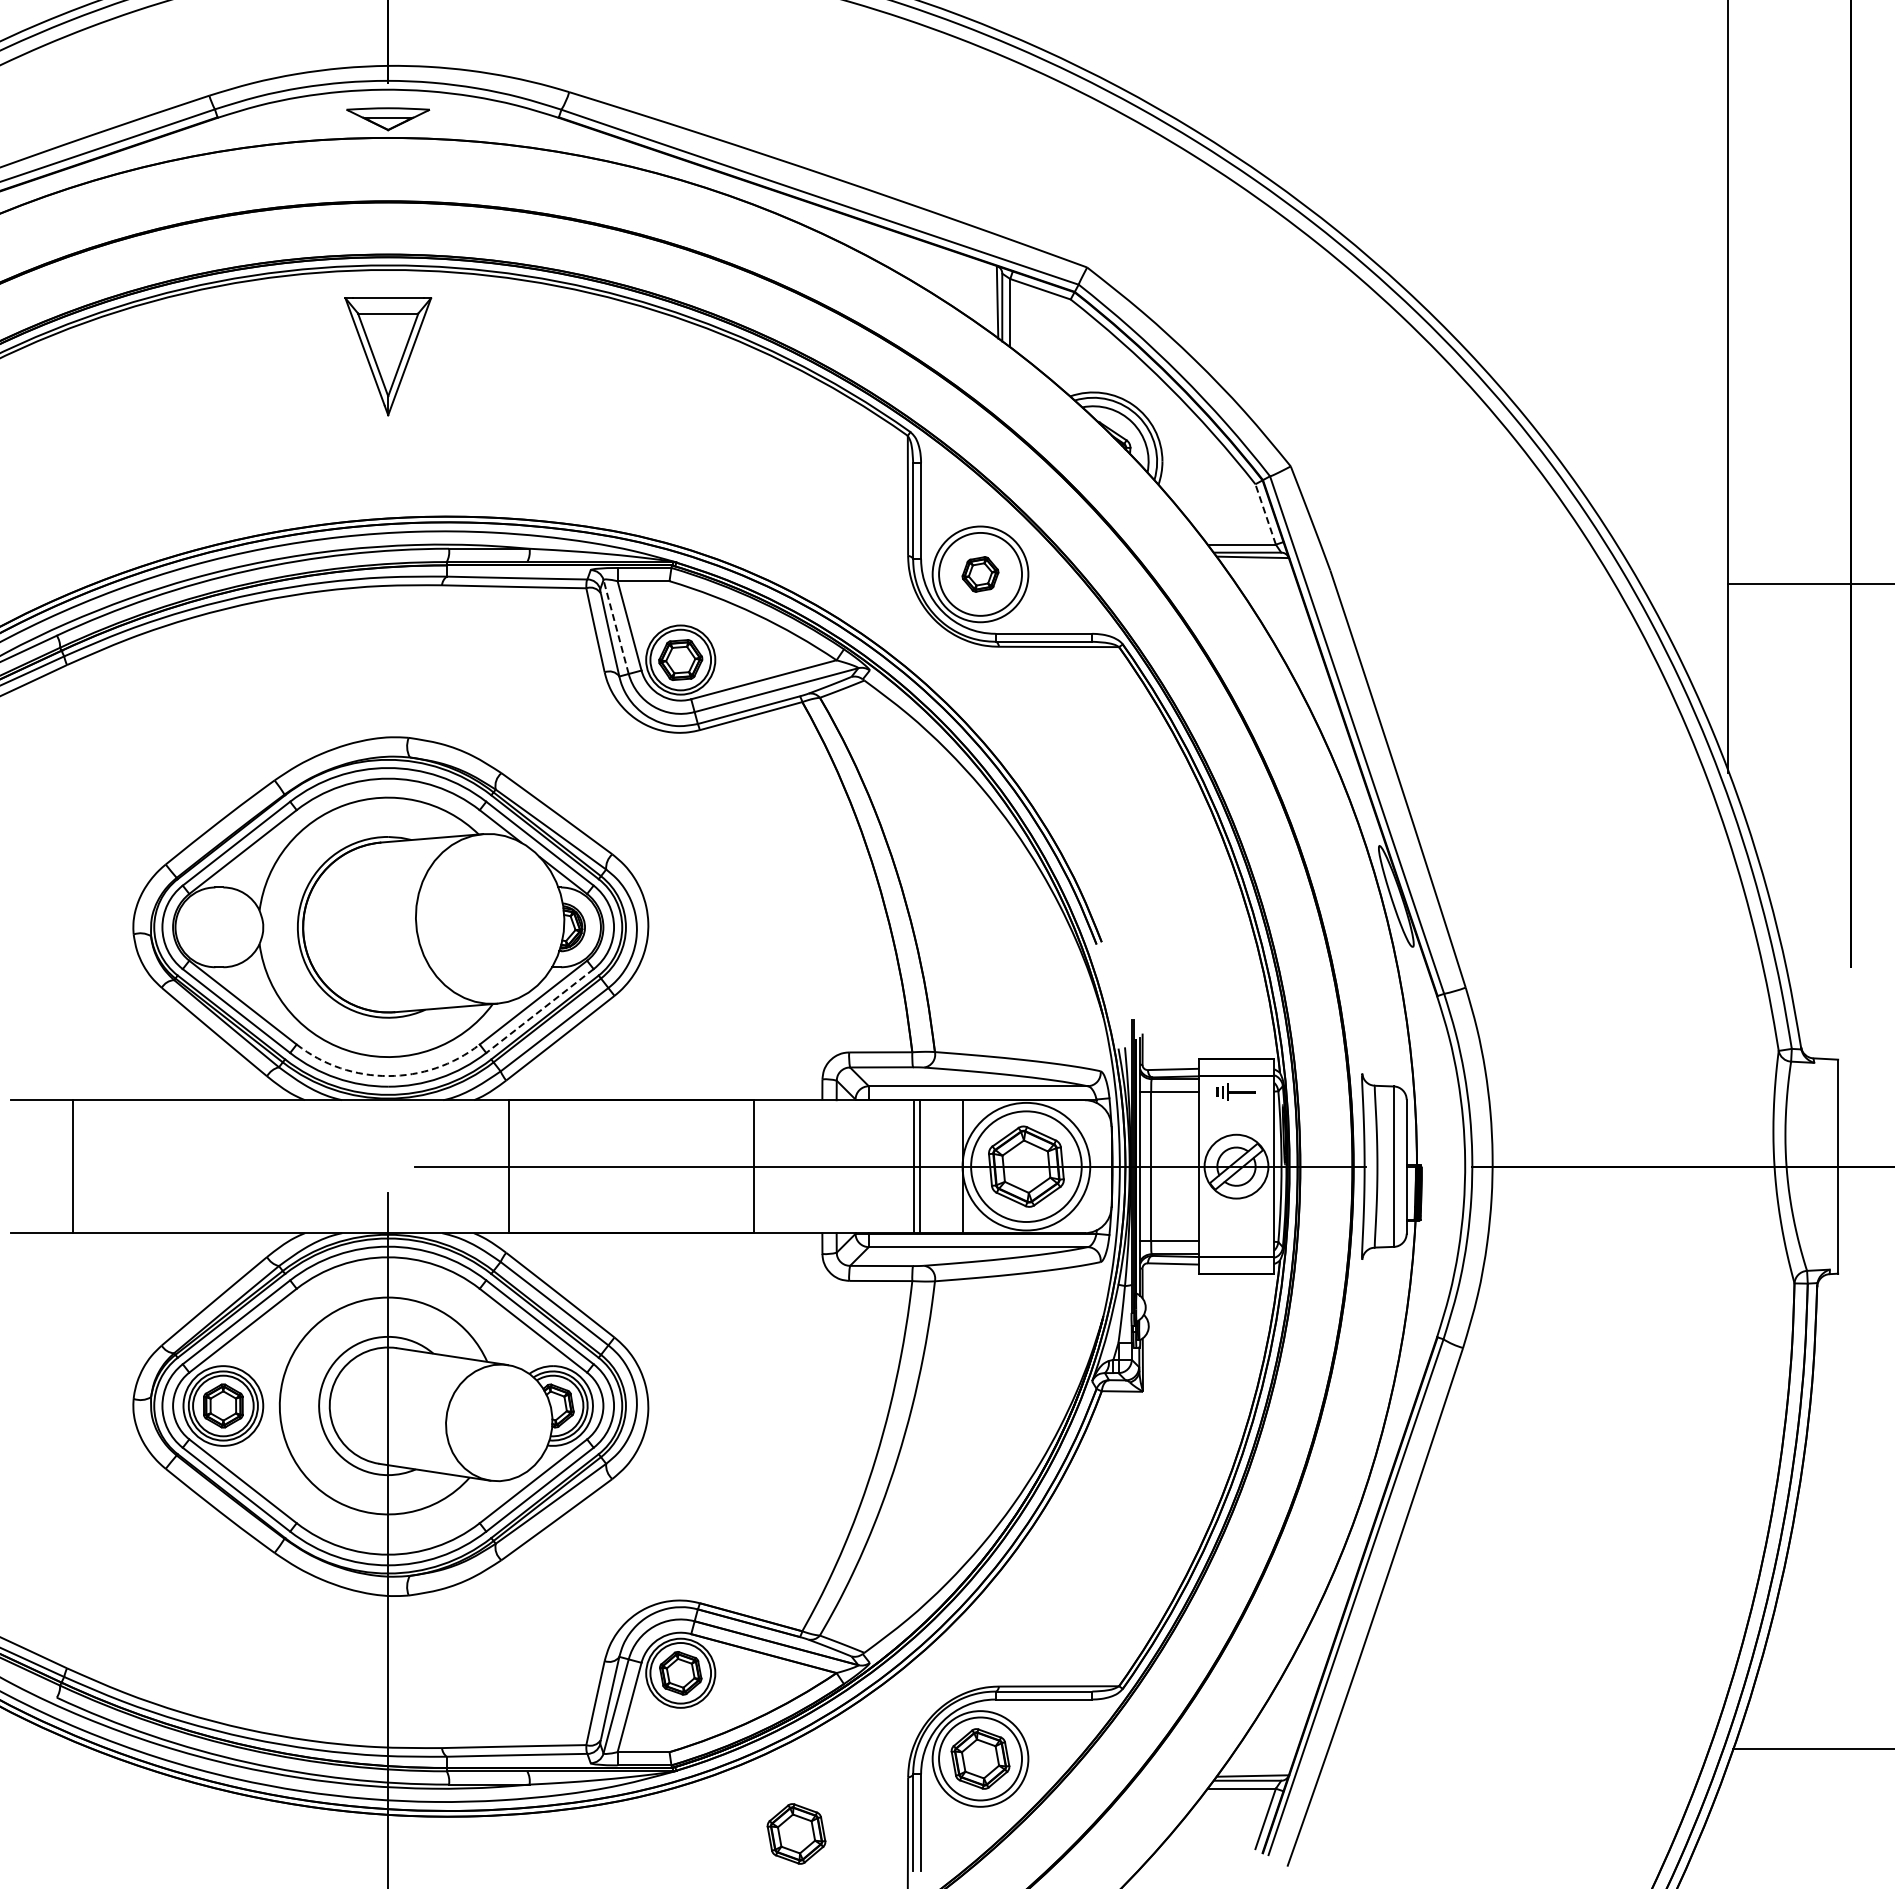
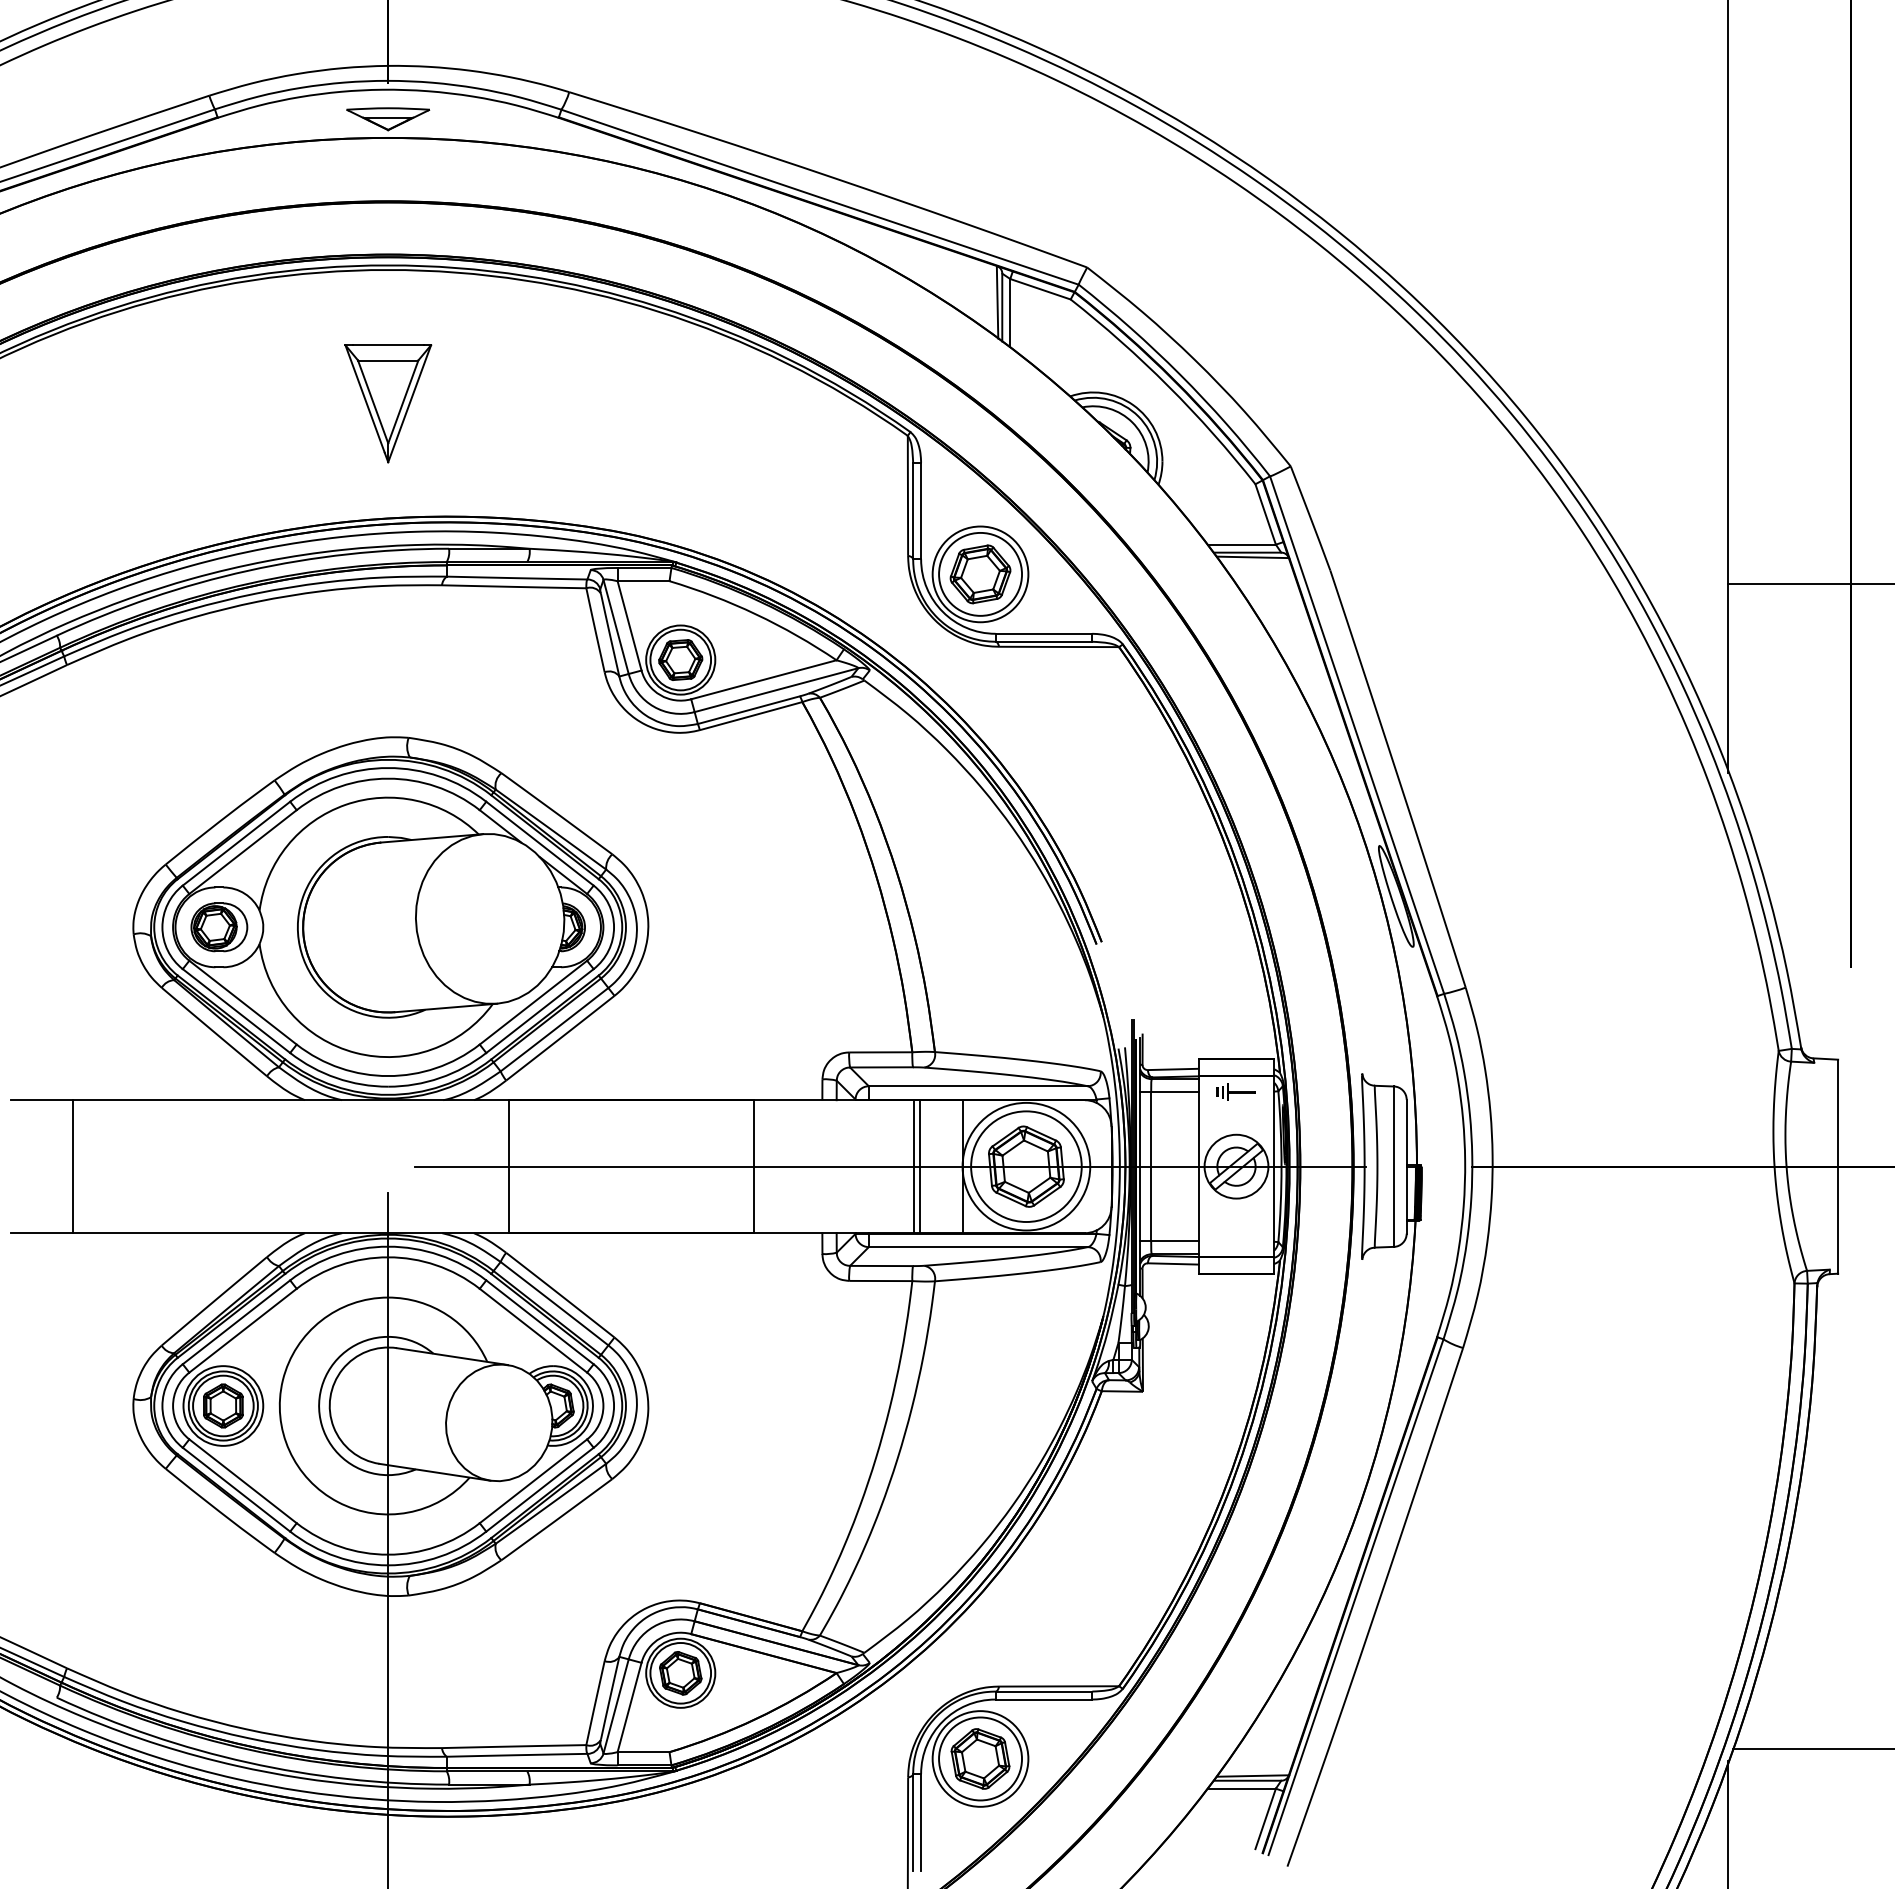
part position: (388, 356) -> (388, 403) (388, 403)
line: dashed -> solid (1265, 514)
part size: 39x37 px -> 63x61 px (980, 574)
line: dashed -> solid (616, 627)
part: none -> present (219, 927)
line: dashed -> solid (539, 1011)
arc: dashed -> solid (388, 1076)
line: none -> present (1728, 1823)
part: present -> none (796, 1833)
